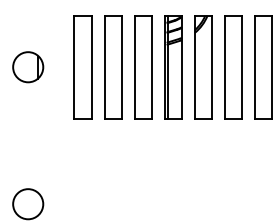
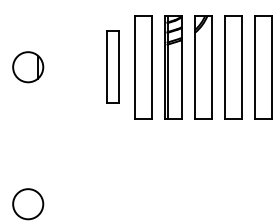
part: present -> none (82, 67)
part size: 19x105 px -> 14x74 px (112, 66)
